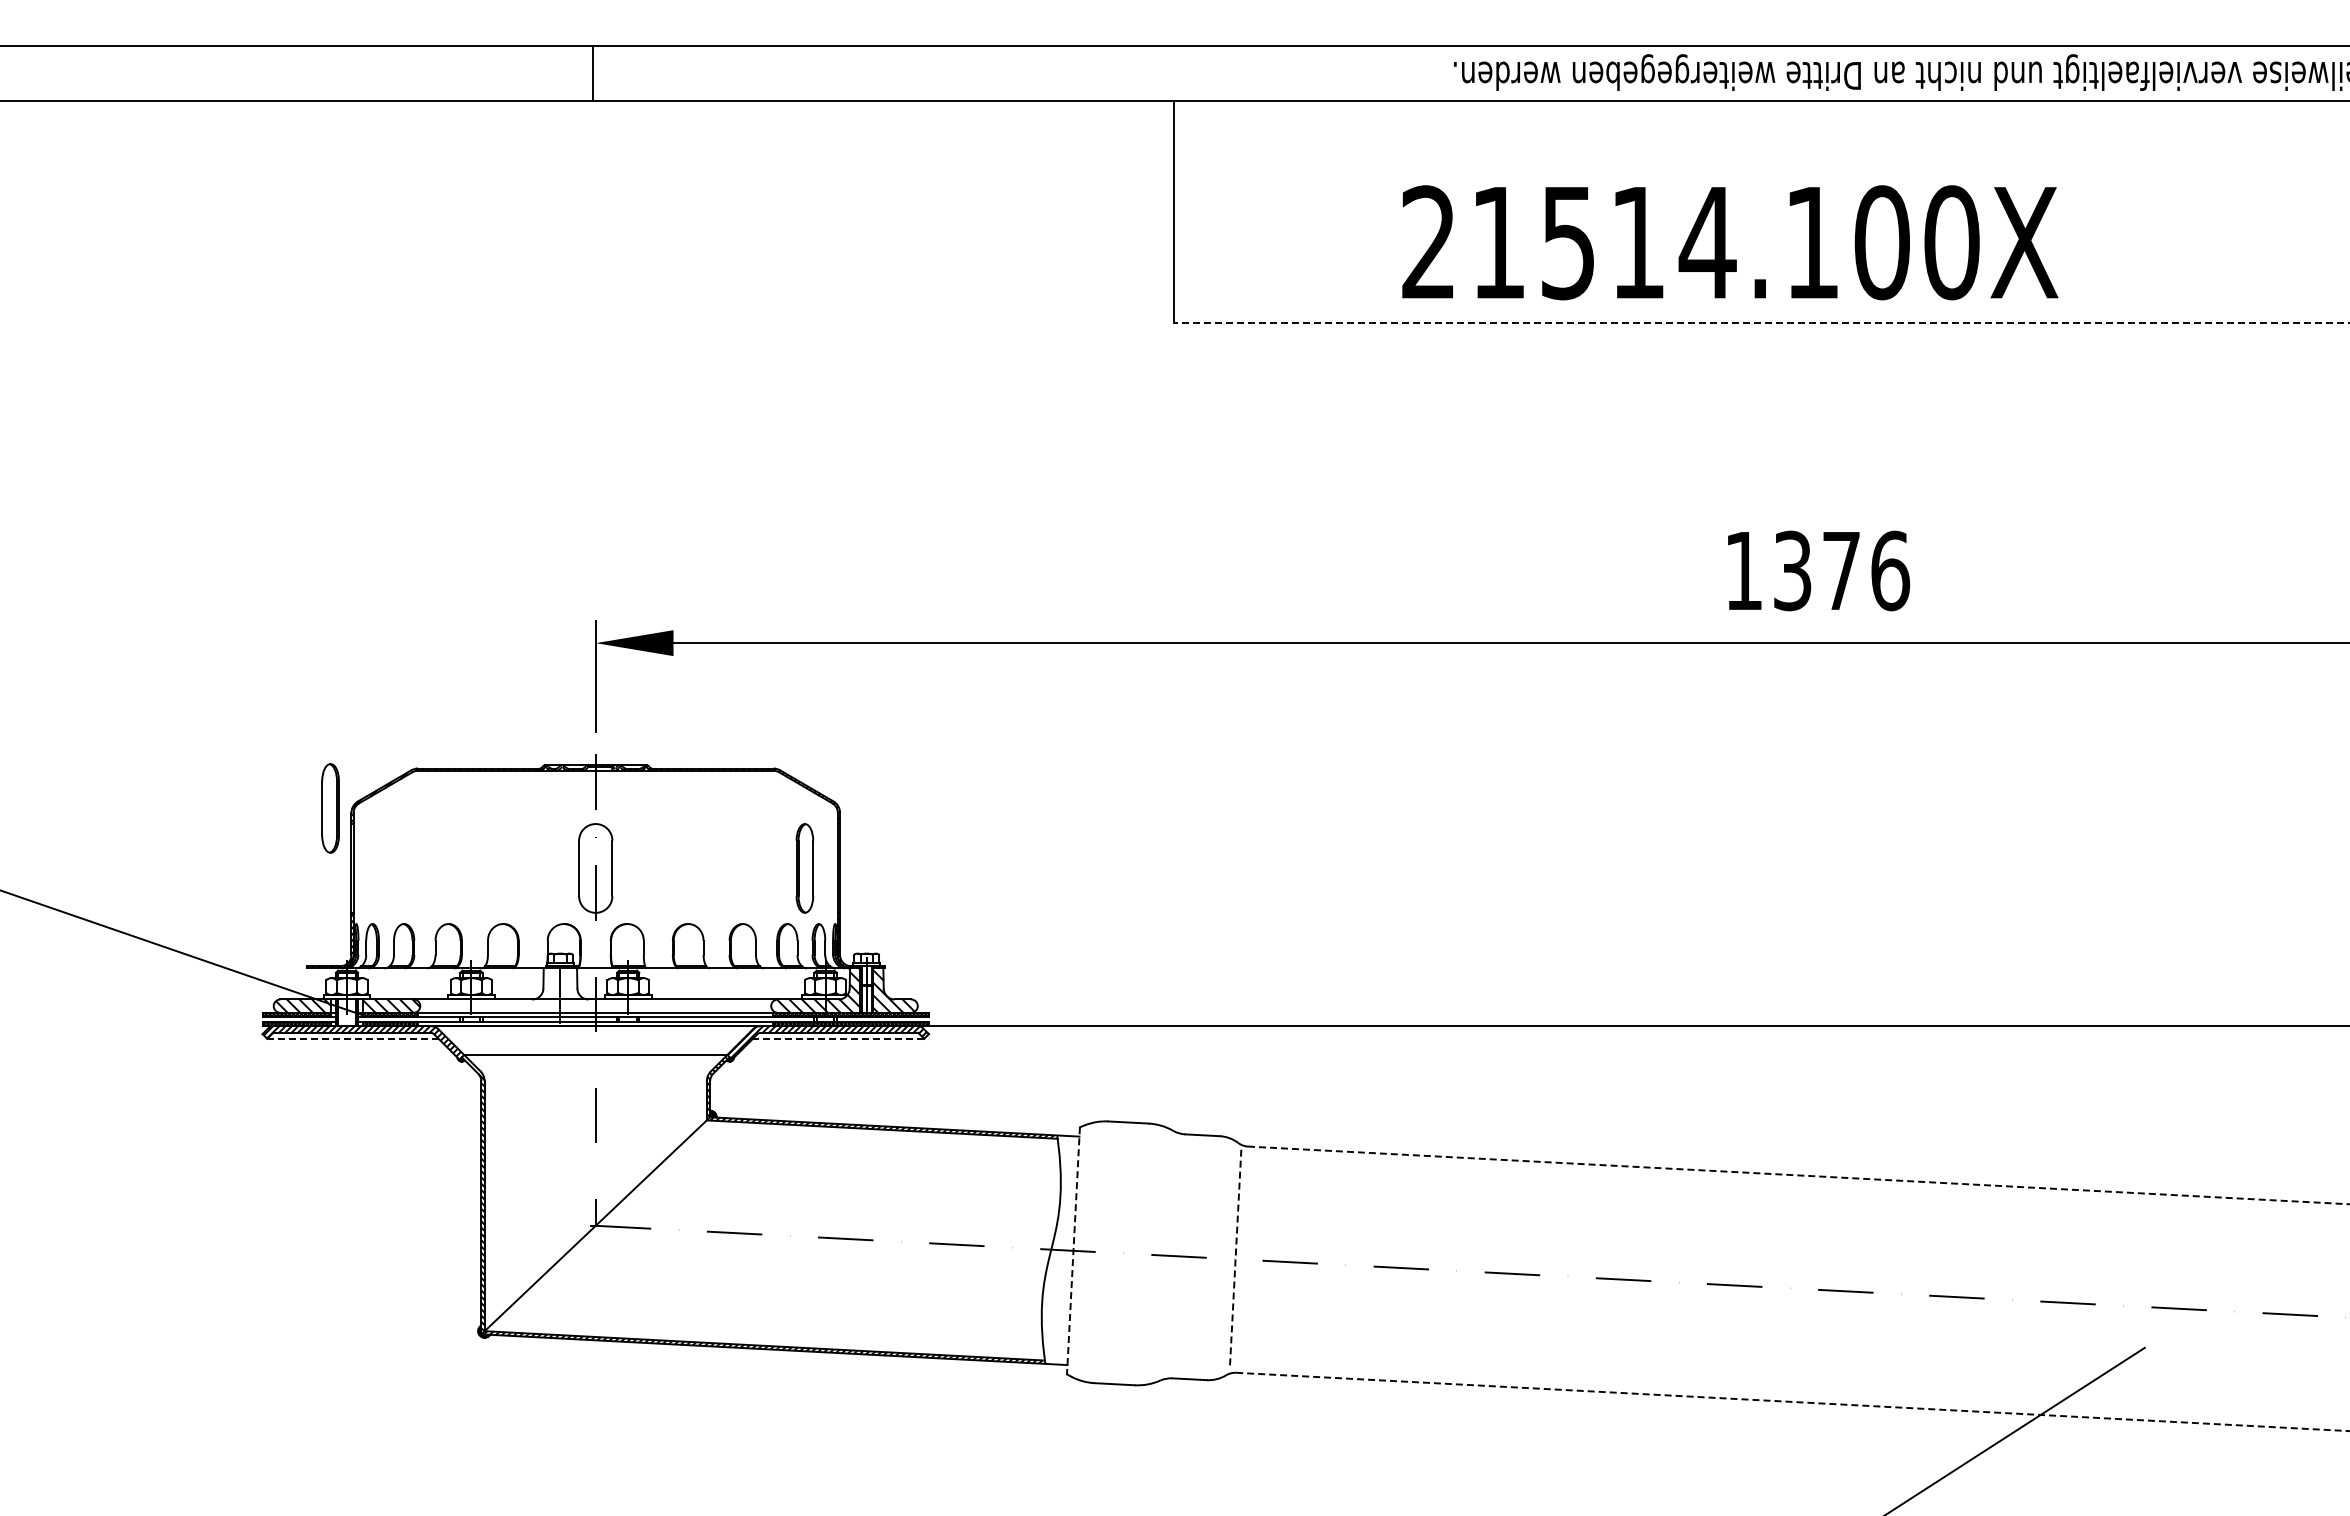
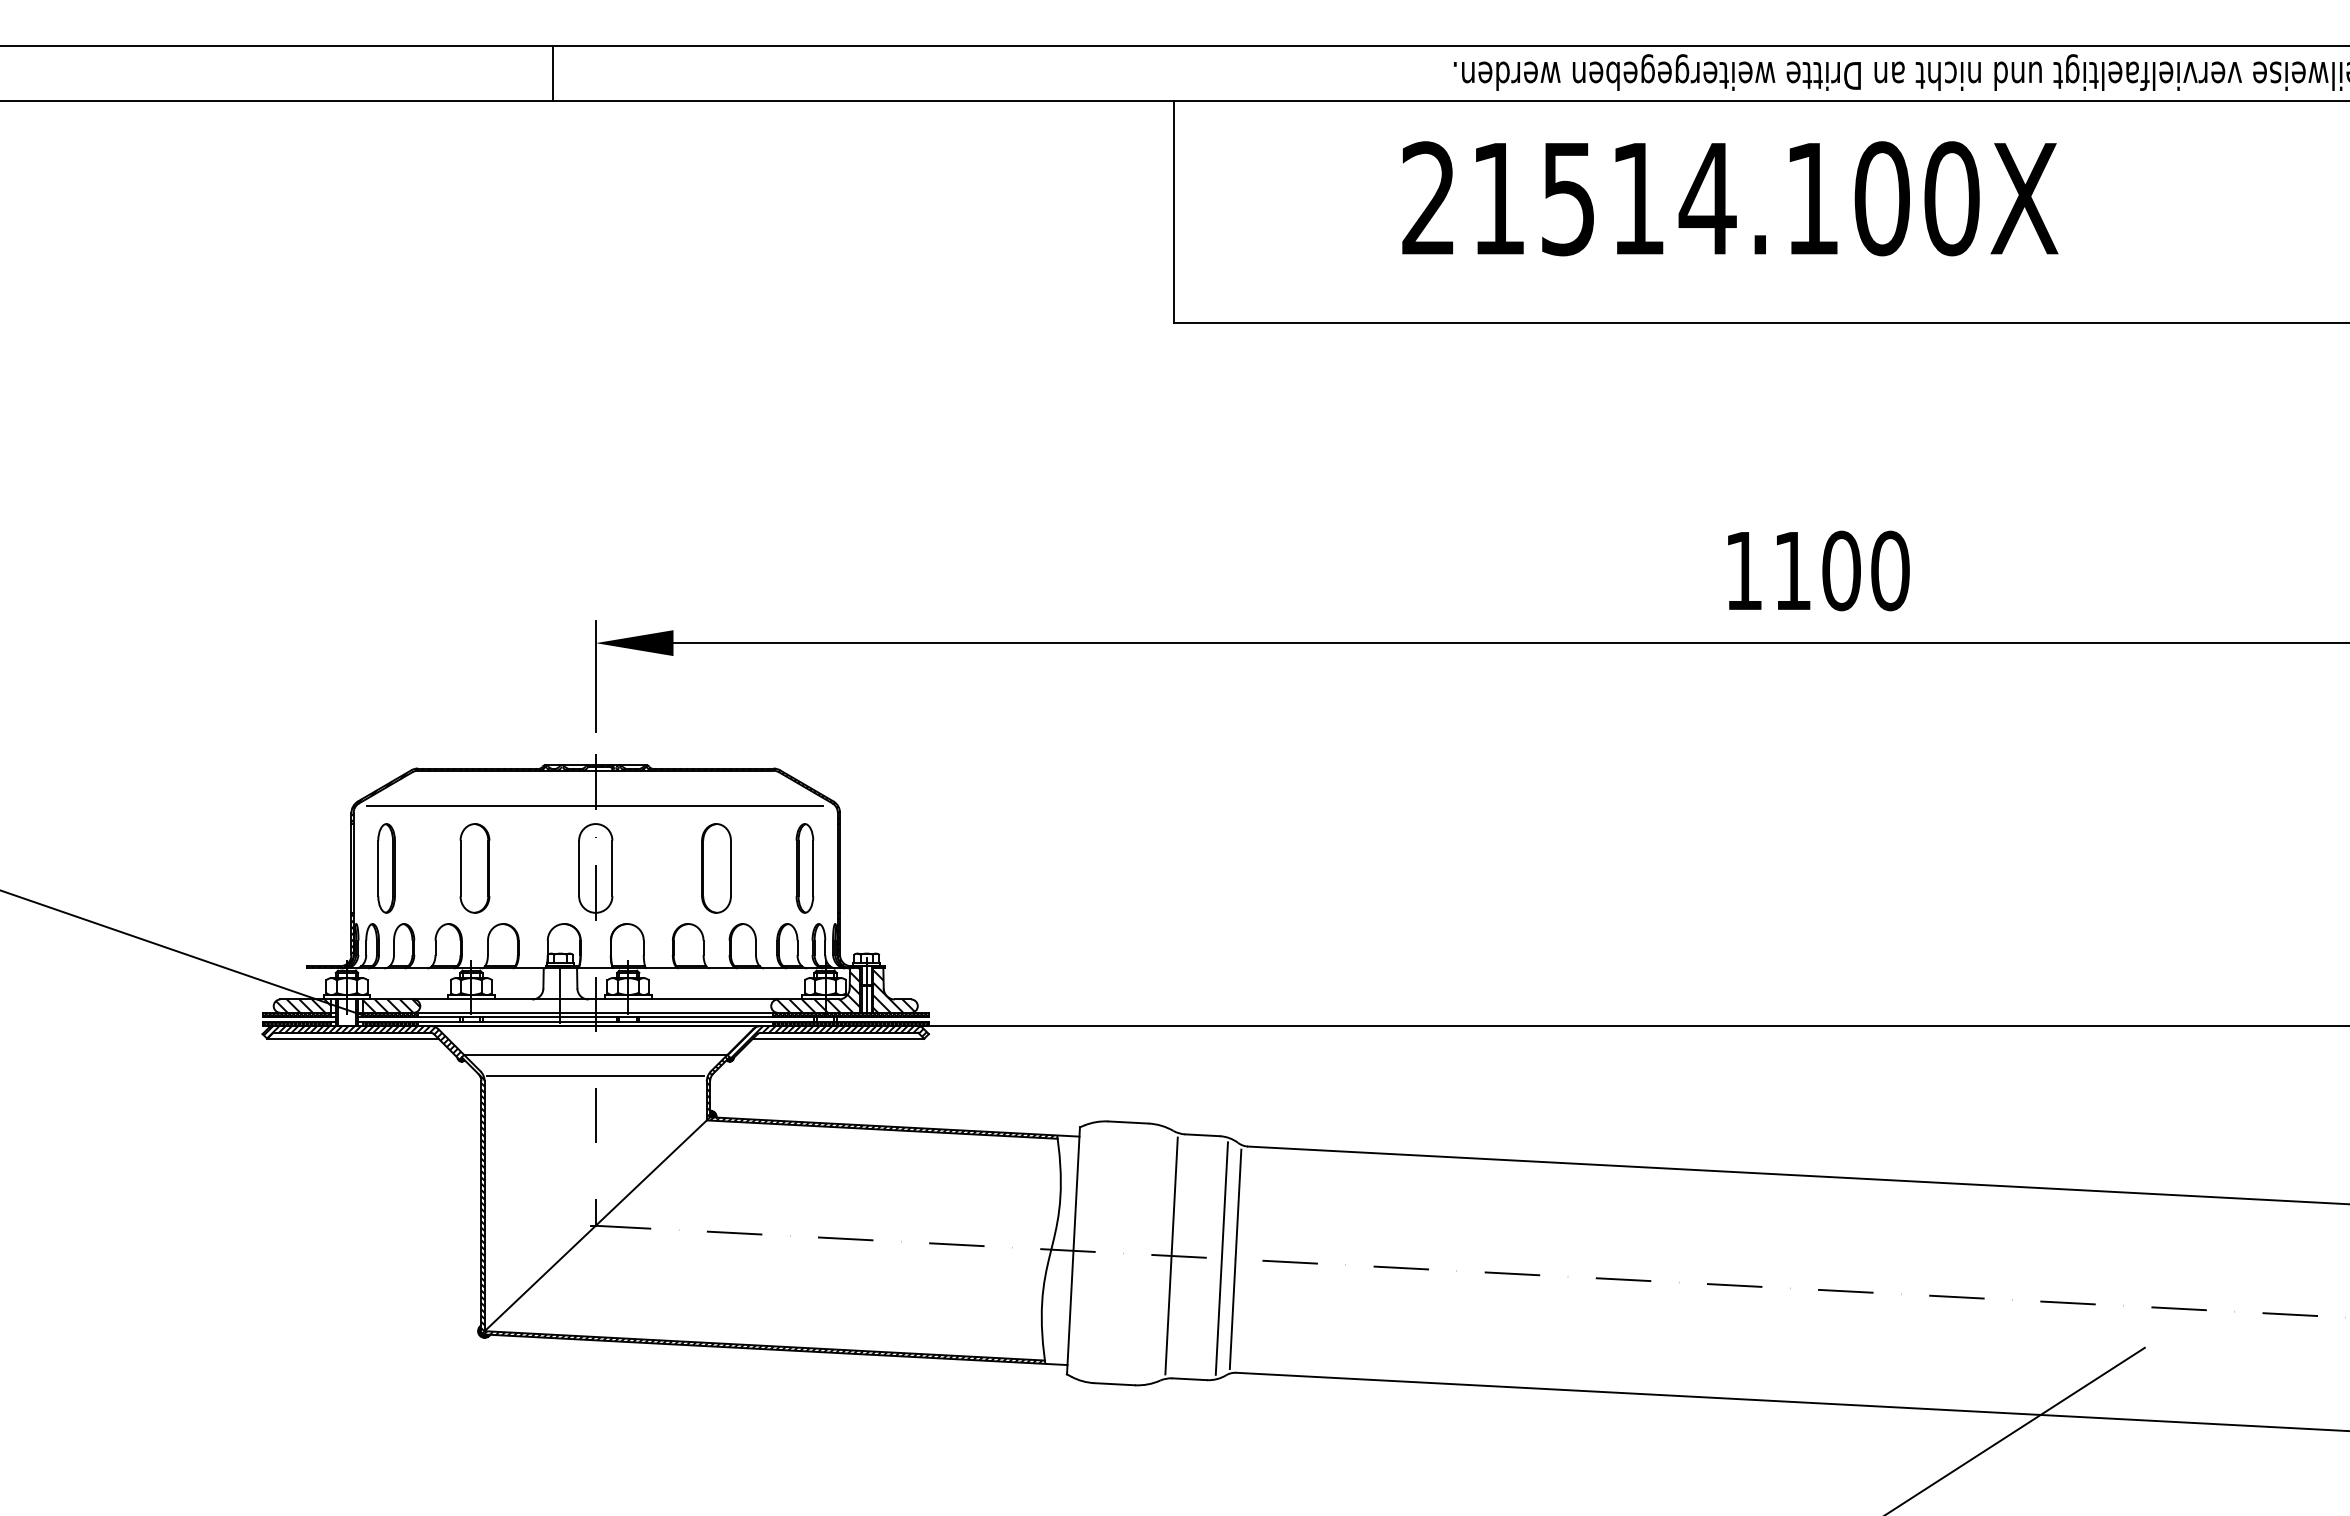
line position: (592, 73) -> (552, 73) (552, 73)
text position: (1730, 242) -> (1730, 198) (1730, 198)
line: dashed -> solid (1761, 323)
text: 1376 -> 1100 (1842, 570)
line: none -> present (595, 806)
part position: (330, 808) -> (386, 868) (386, 868)
part: none -> present (474, 868)
part: none -> present (716, 868)
line: dashed -> solid (352, 1038)
line: dashed -> solid (838, 1038)
line: none -> present (595, 1075)
line: dashed -> solid (1799, 1175)
line: dashed -> solid (1073, 1250)
line: none -> present (1171, 1255)
line: none -> present (1221, 1258)
line: dashed -> solid (1235, 1259)
line: dashed -> solid (1793, 1401)
